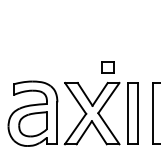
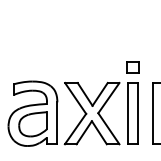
part position: (107, 67) -> (132, 67) (132, 67)
